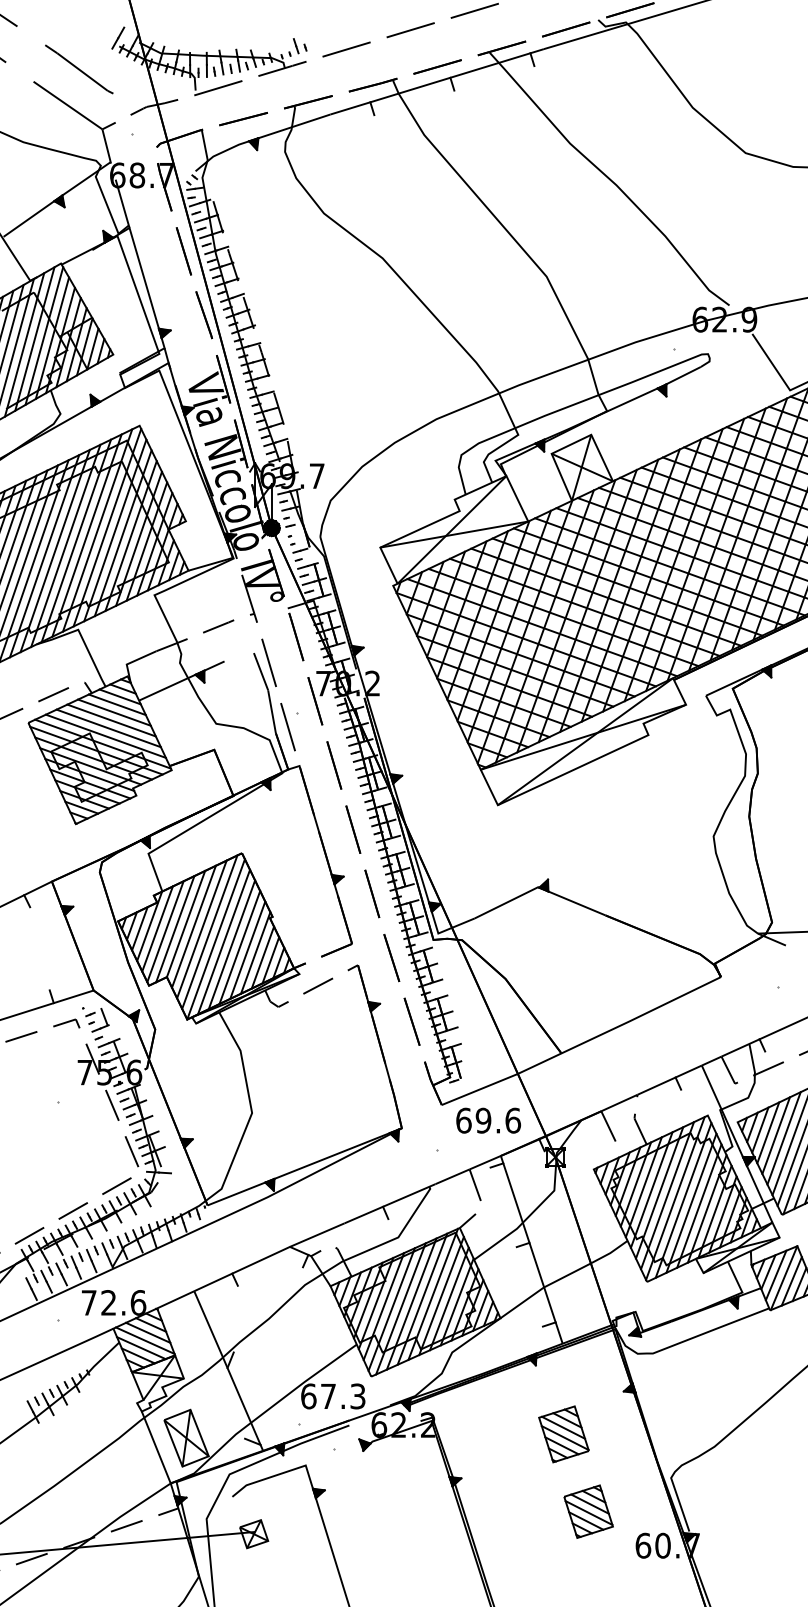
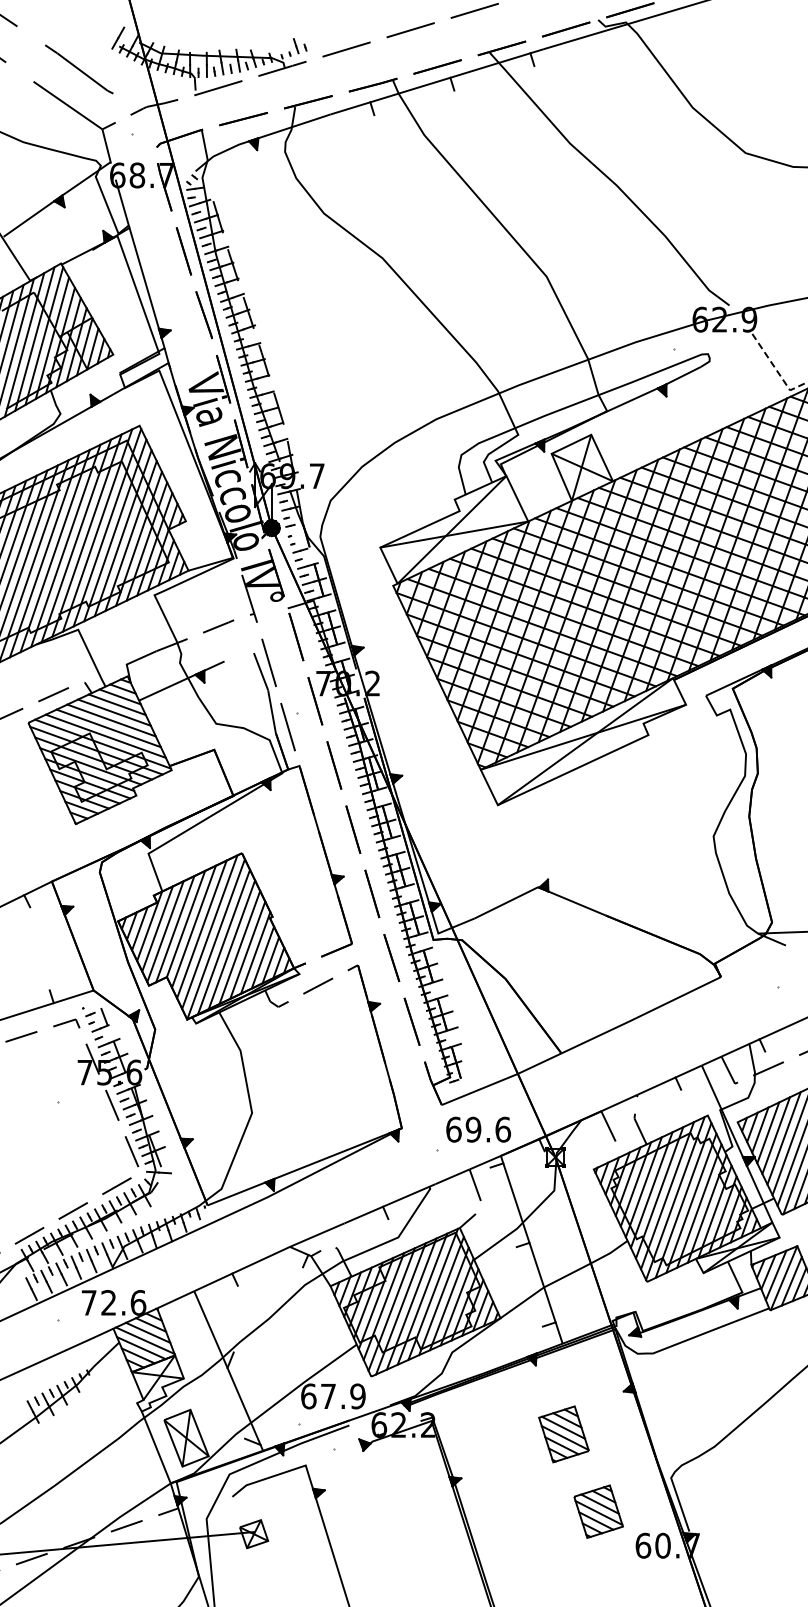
line: solid -> dashed (777, 371)
text position: (488, 1120) -> (478, 1129) (478, 1129)
text: 67.3 -> 67.9 (357, 1396)
part position: (588, 1511) -> (598, 1511) (598, 1511)
